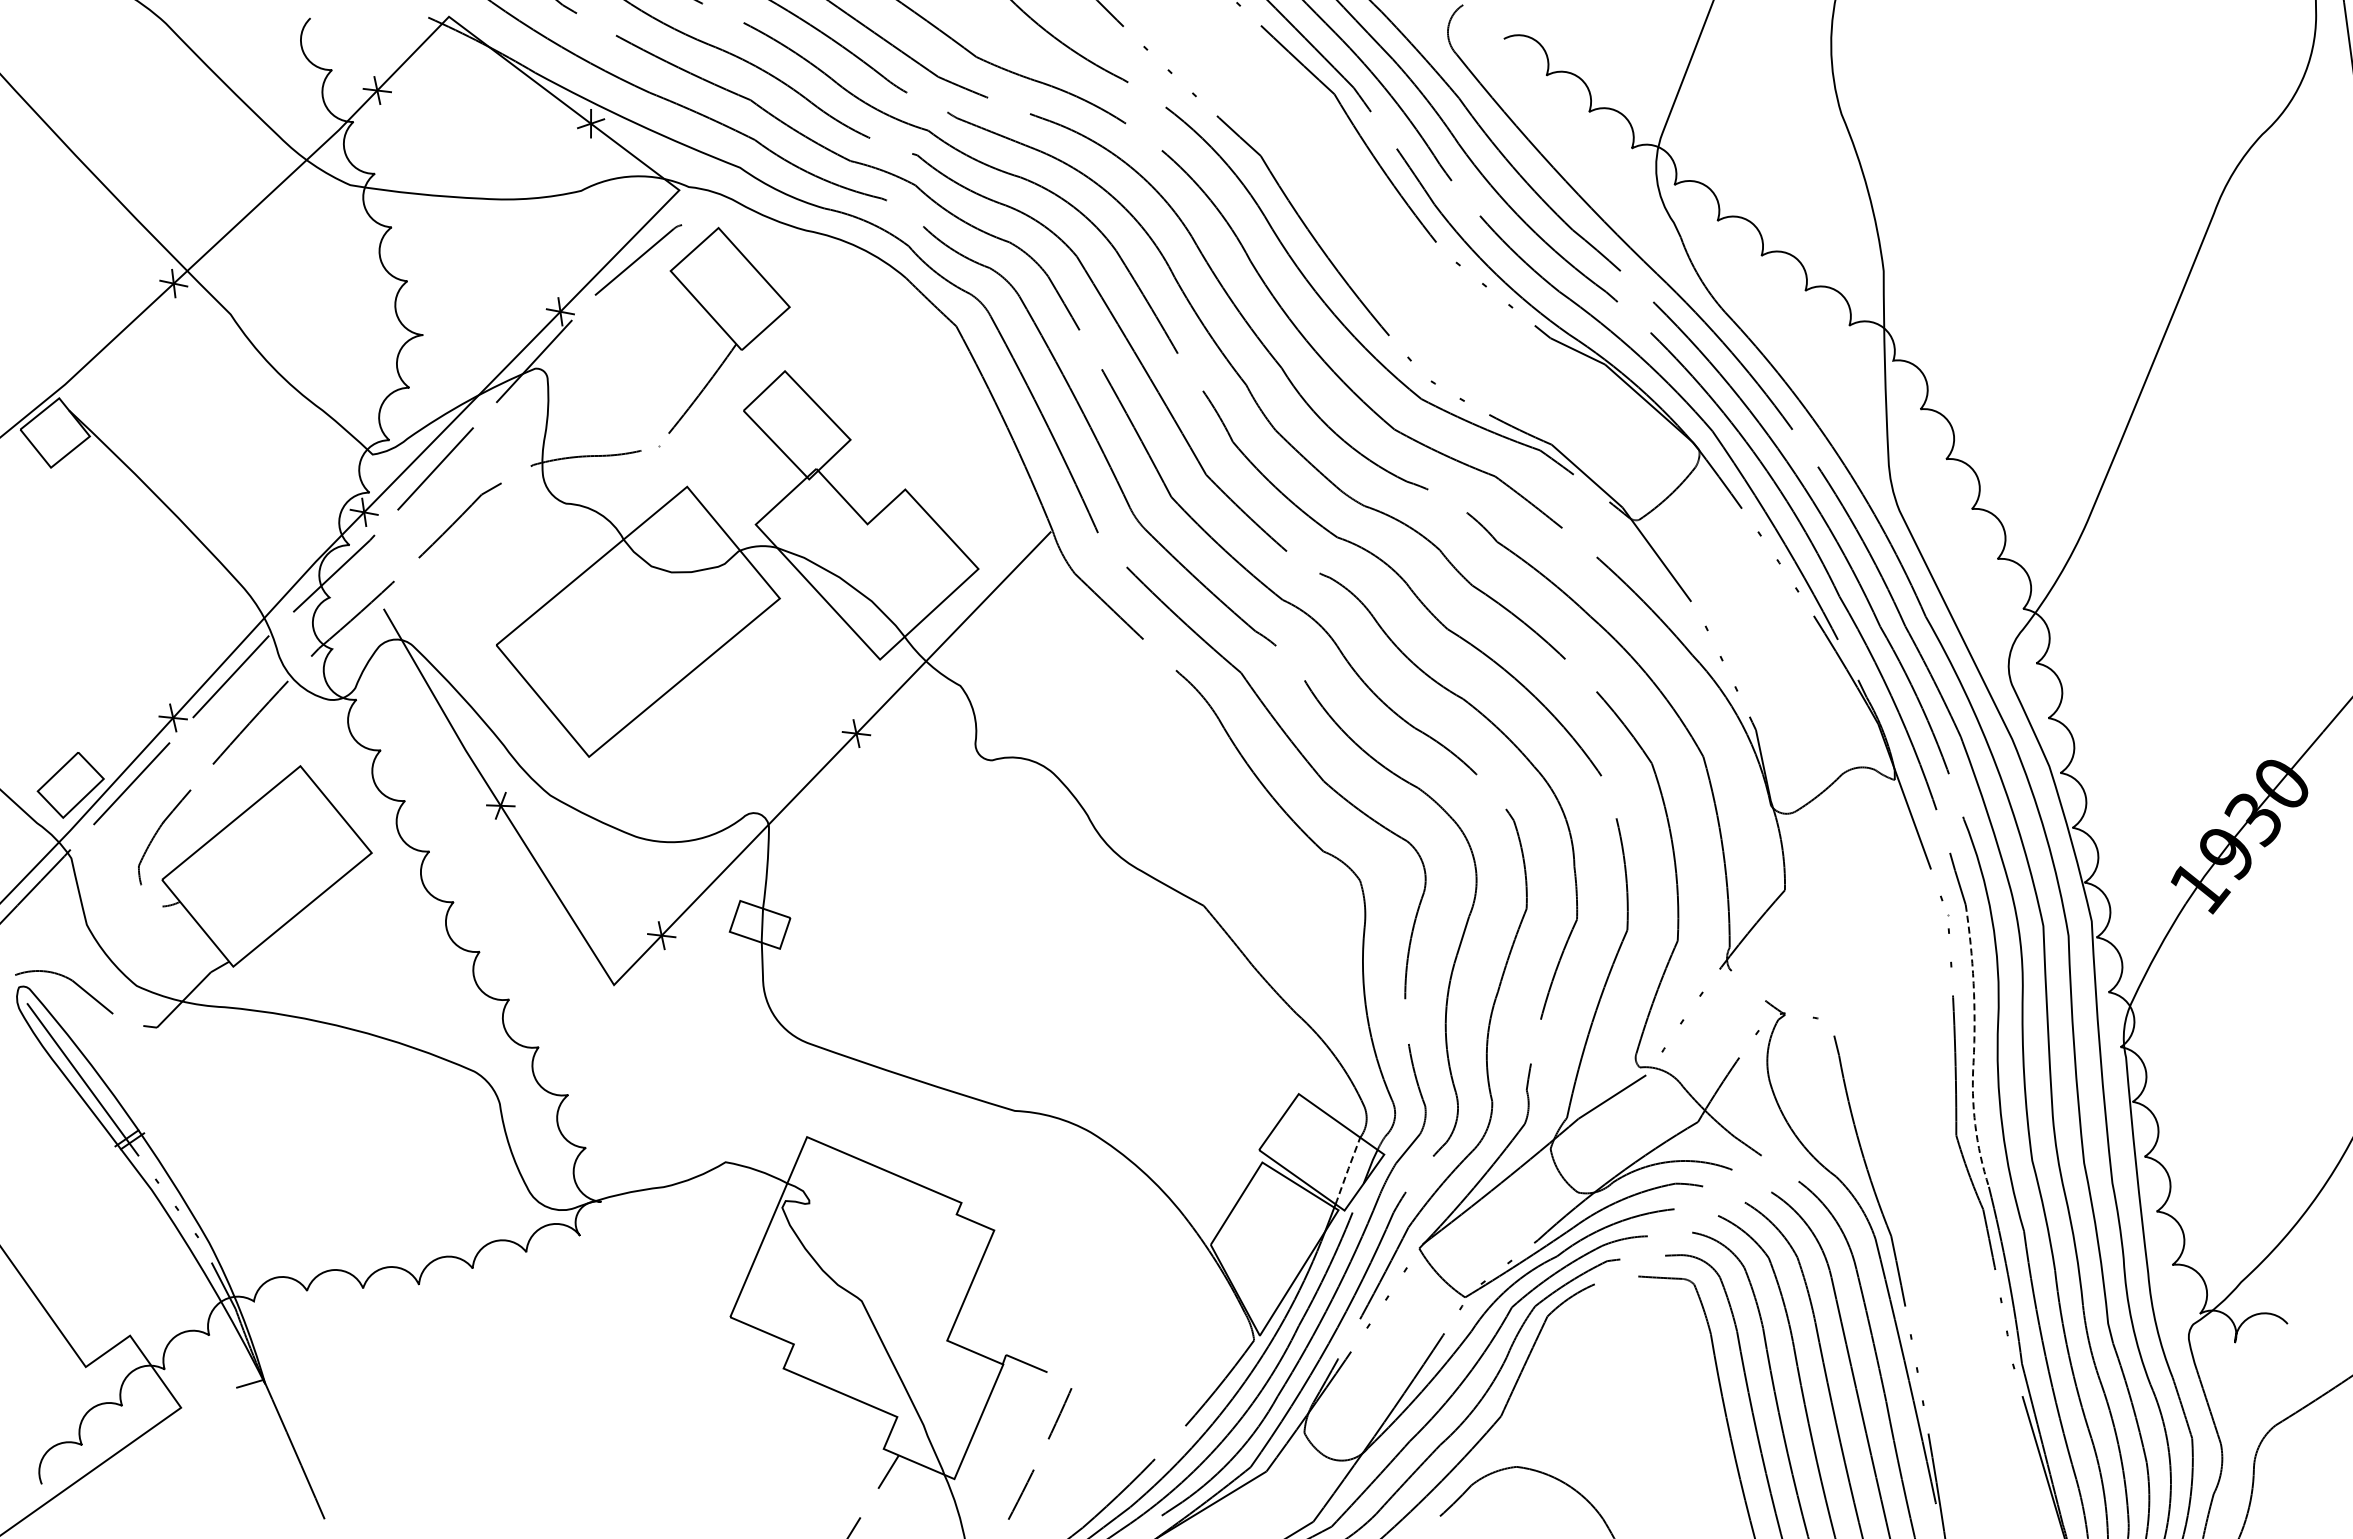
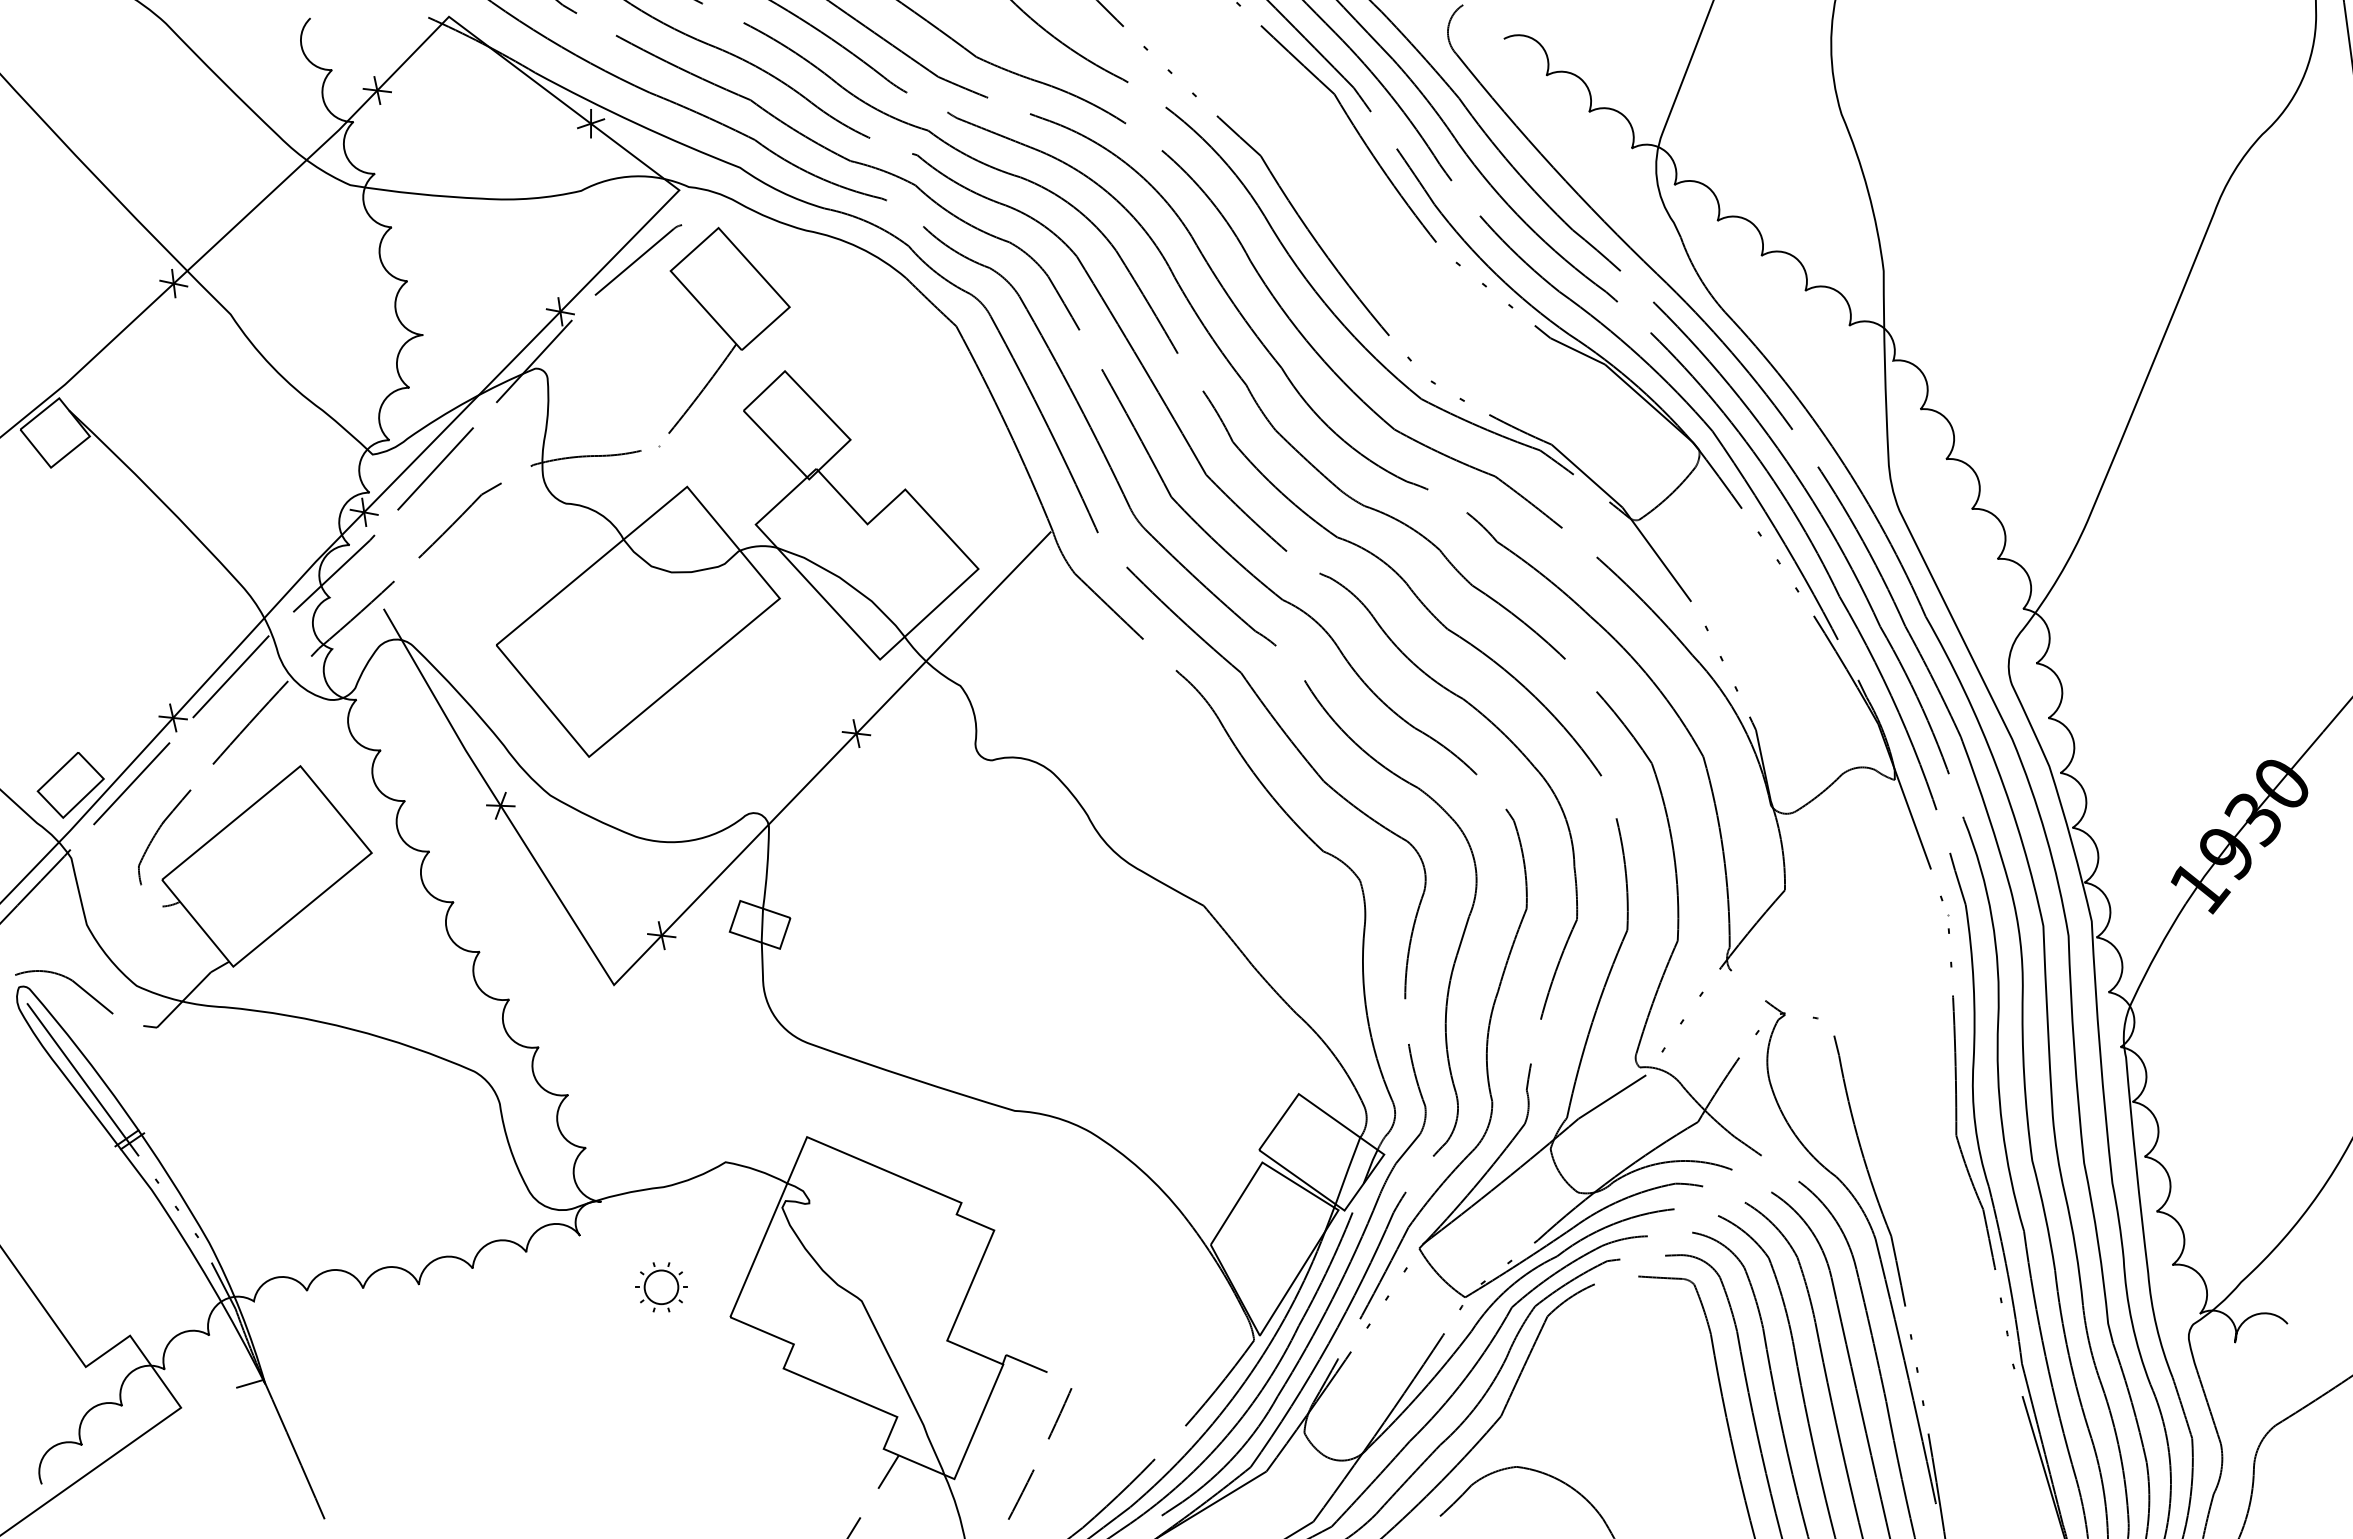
line: dashed -> solid (1974, 1047)
line: dashed -> solid (1347, 1170)
part: none -> present (661, 1287)
